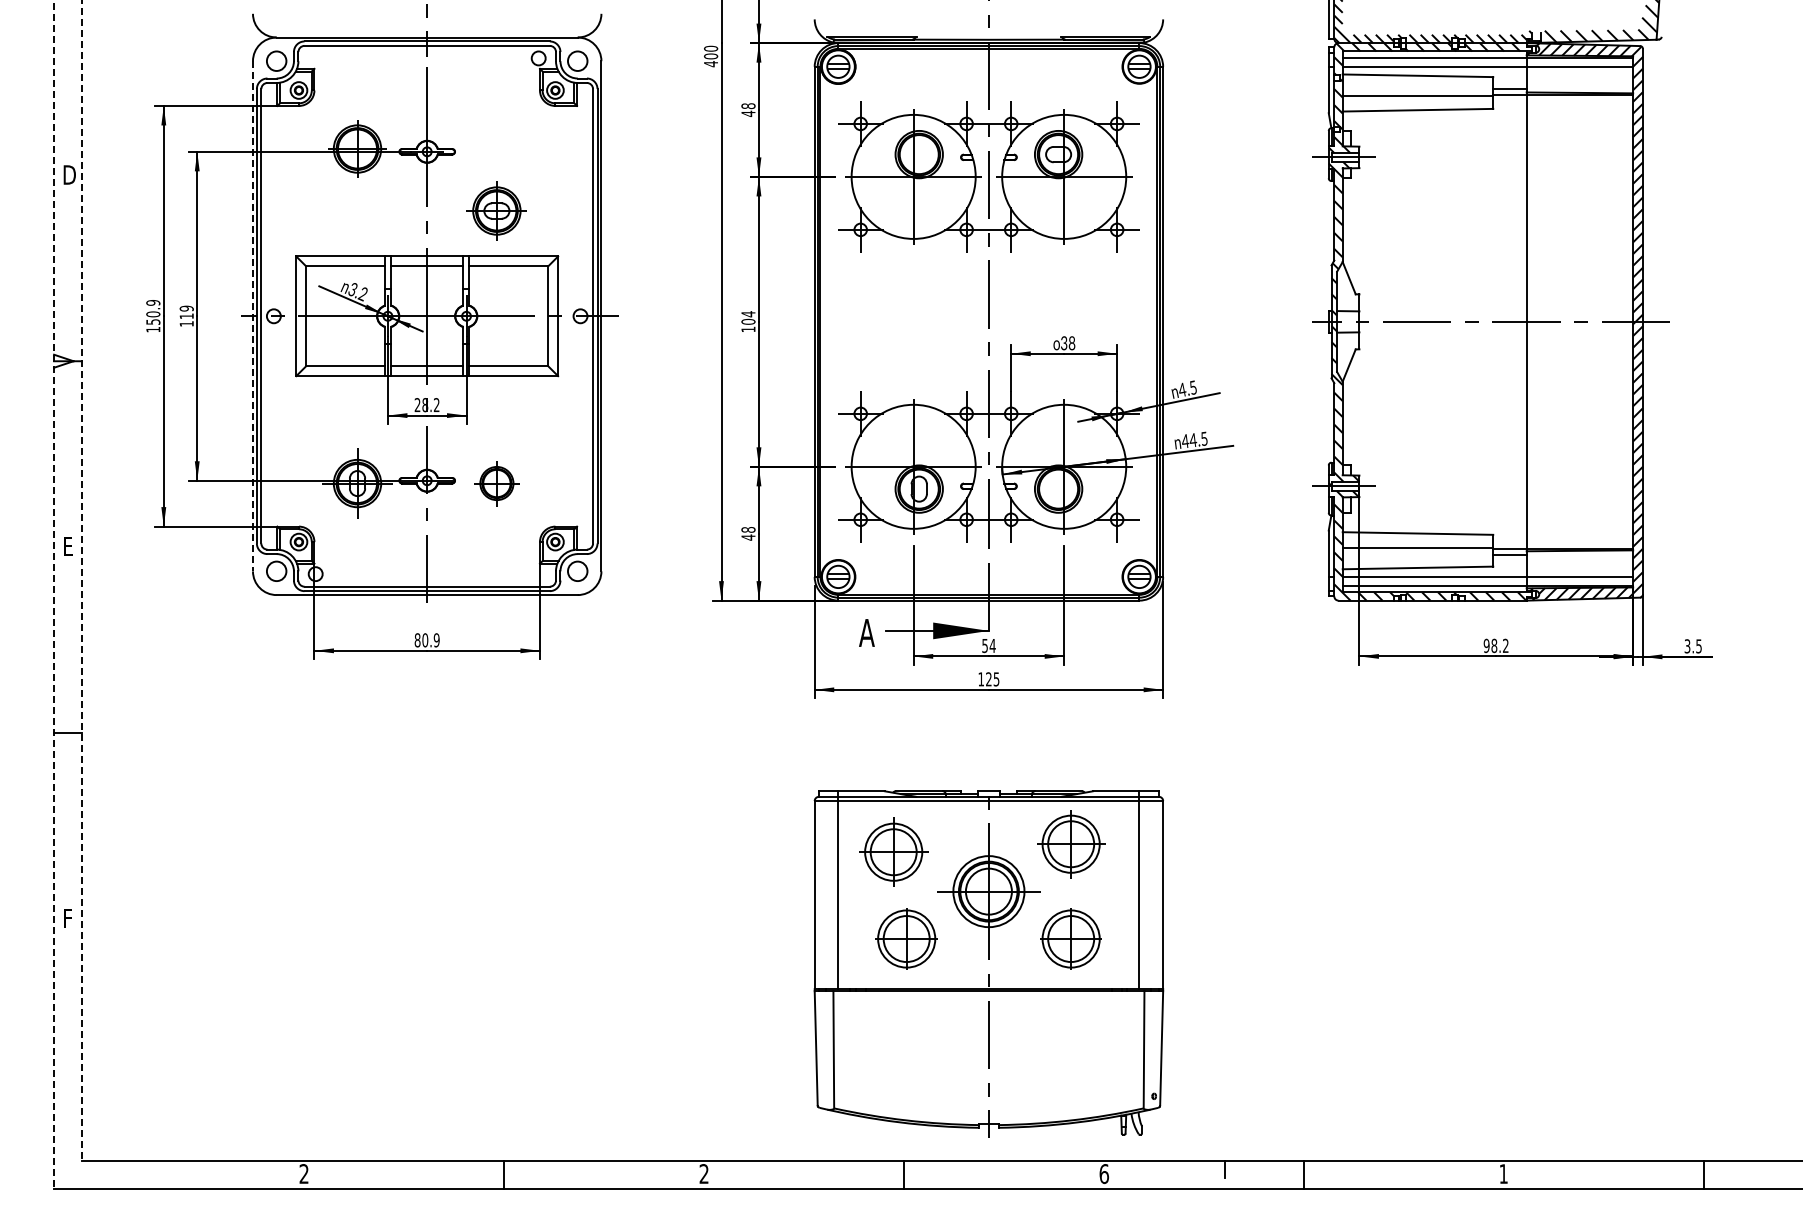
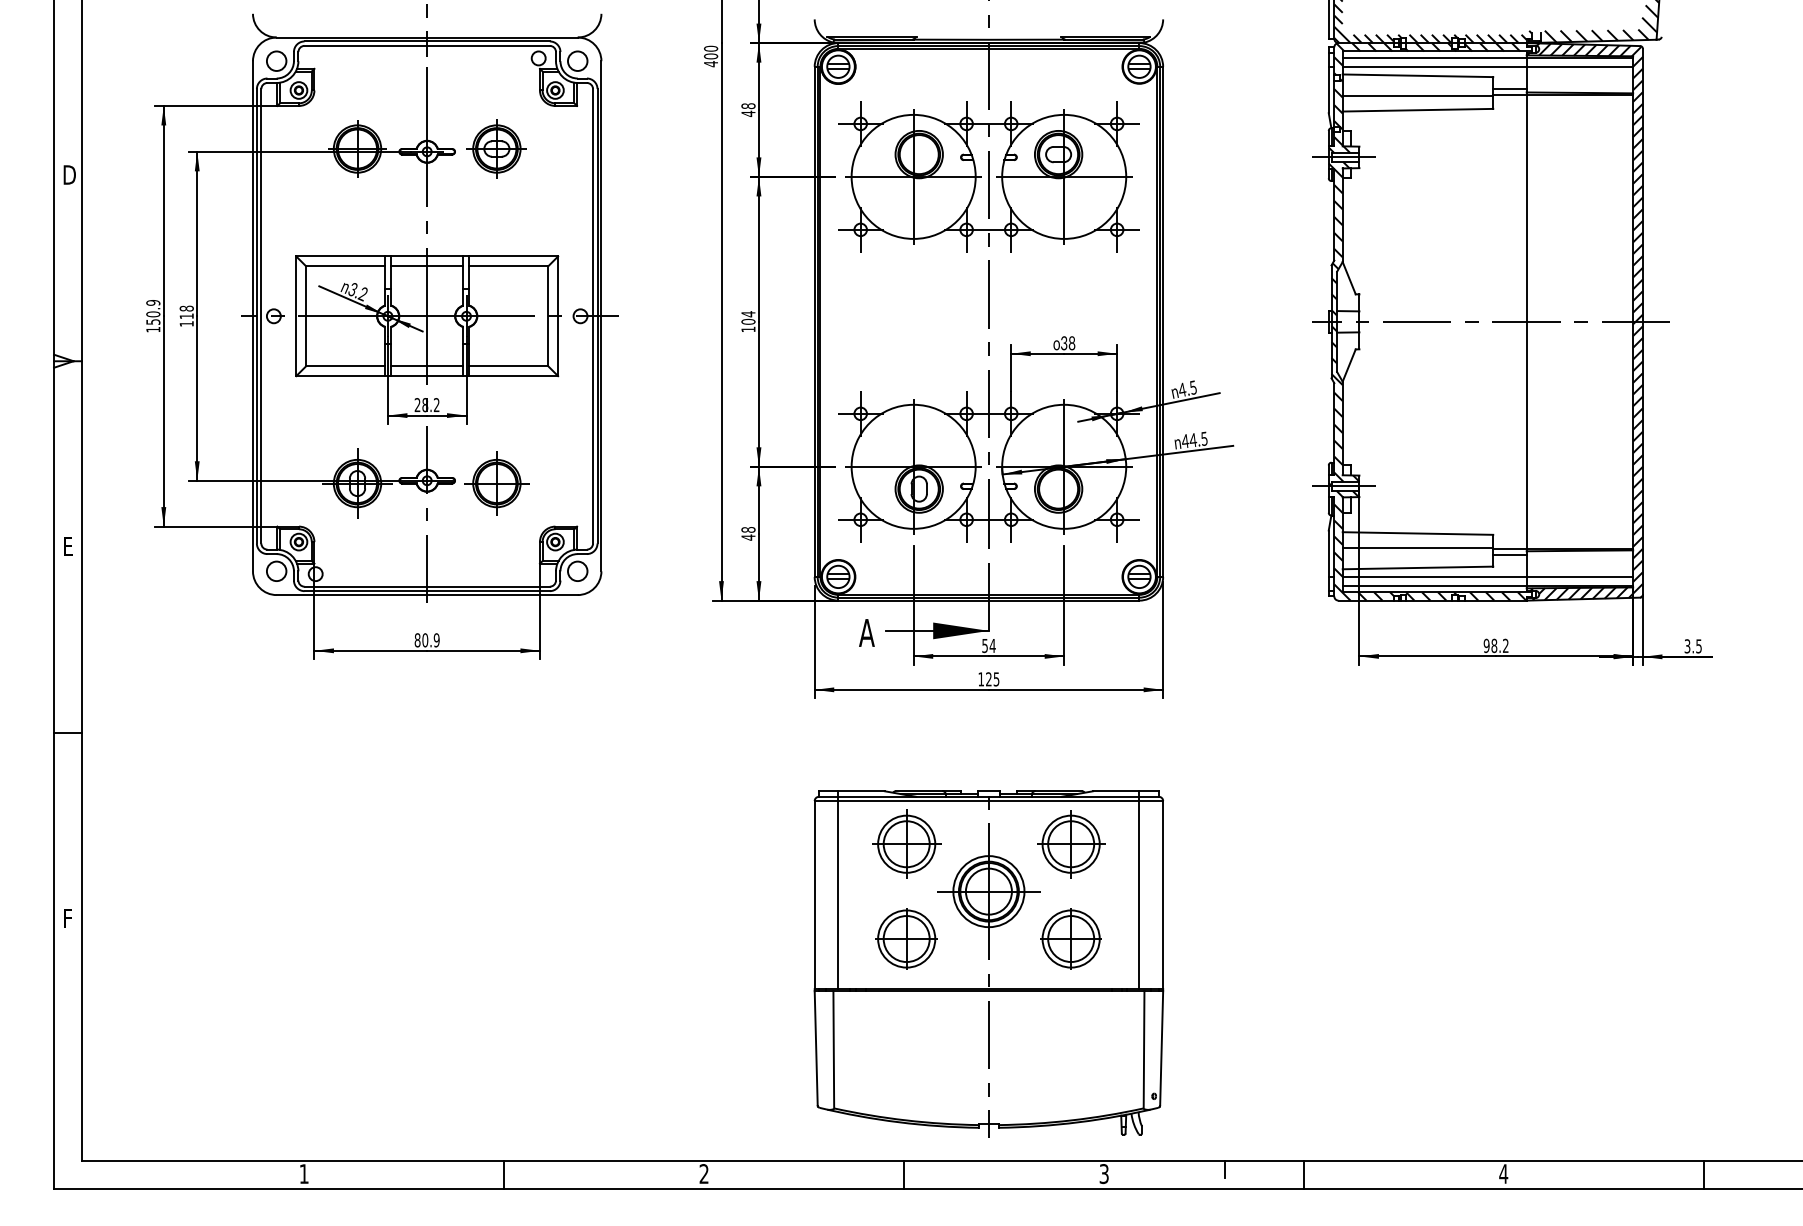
part position: (496, 210) -> (496, 148) (496, 148)
text: 119 -> 118 (186, 308)
line: dashed -> solid (252, 316)
part size: 46x46 px -> 66x65 px (496, 483)
line: dashed -> solid (81, 581)
line: dashed -> solid (54, 595)
part position: (893, 851) -> (906, 843) (906, 843)
text: 2 -> 1 (303, 1173)
text: 1 -> 4 (1503, 1173)
text: 6 -> 3 (1104, 1174)
